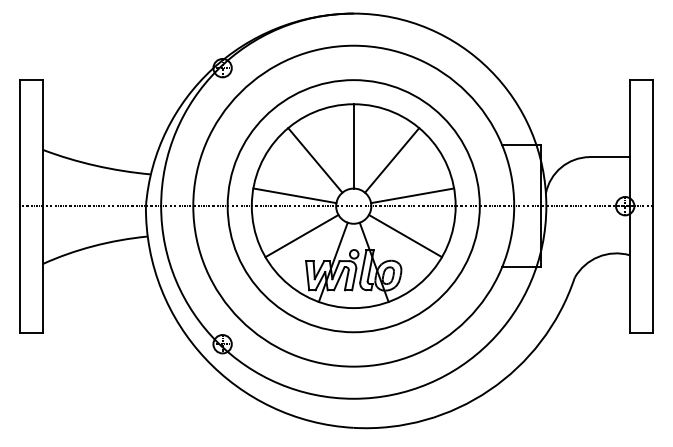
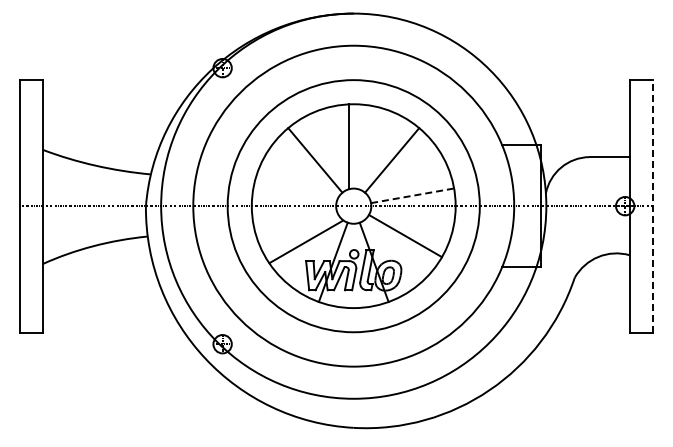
line position: (353, 146) -> (348, 146) (348, 146)
line: present -> none (294, 195)
line: solid -> dashed (413, 195)
line: solid -> dashed (652, 206)
line position: (301, 235) -> (305, 241) (305, 241)
